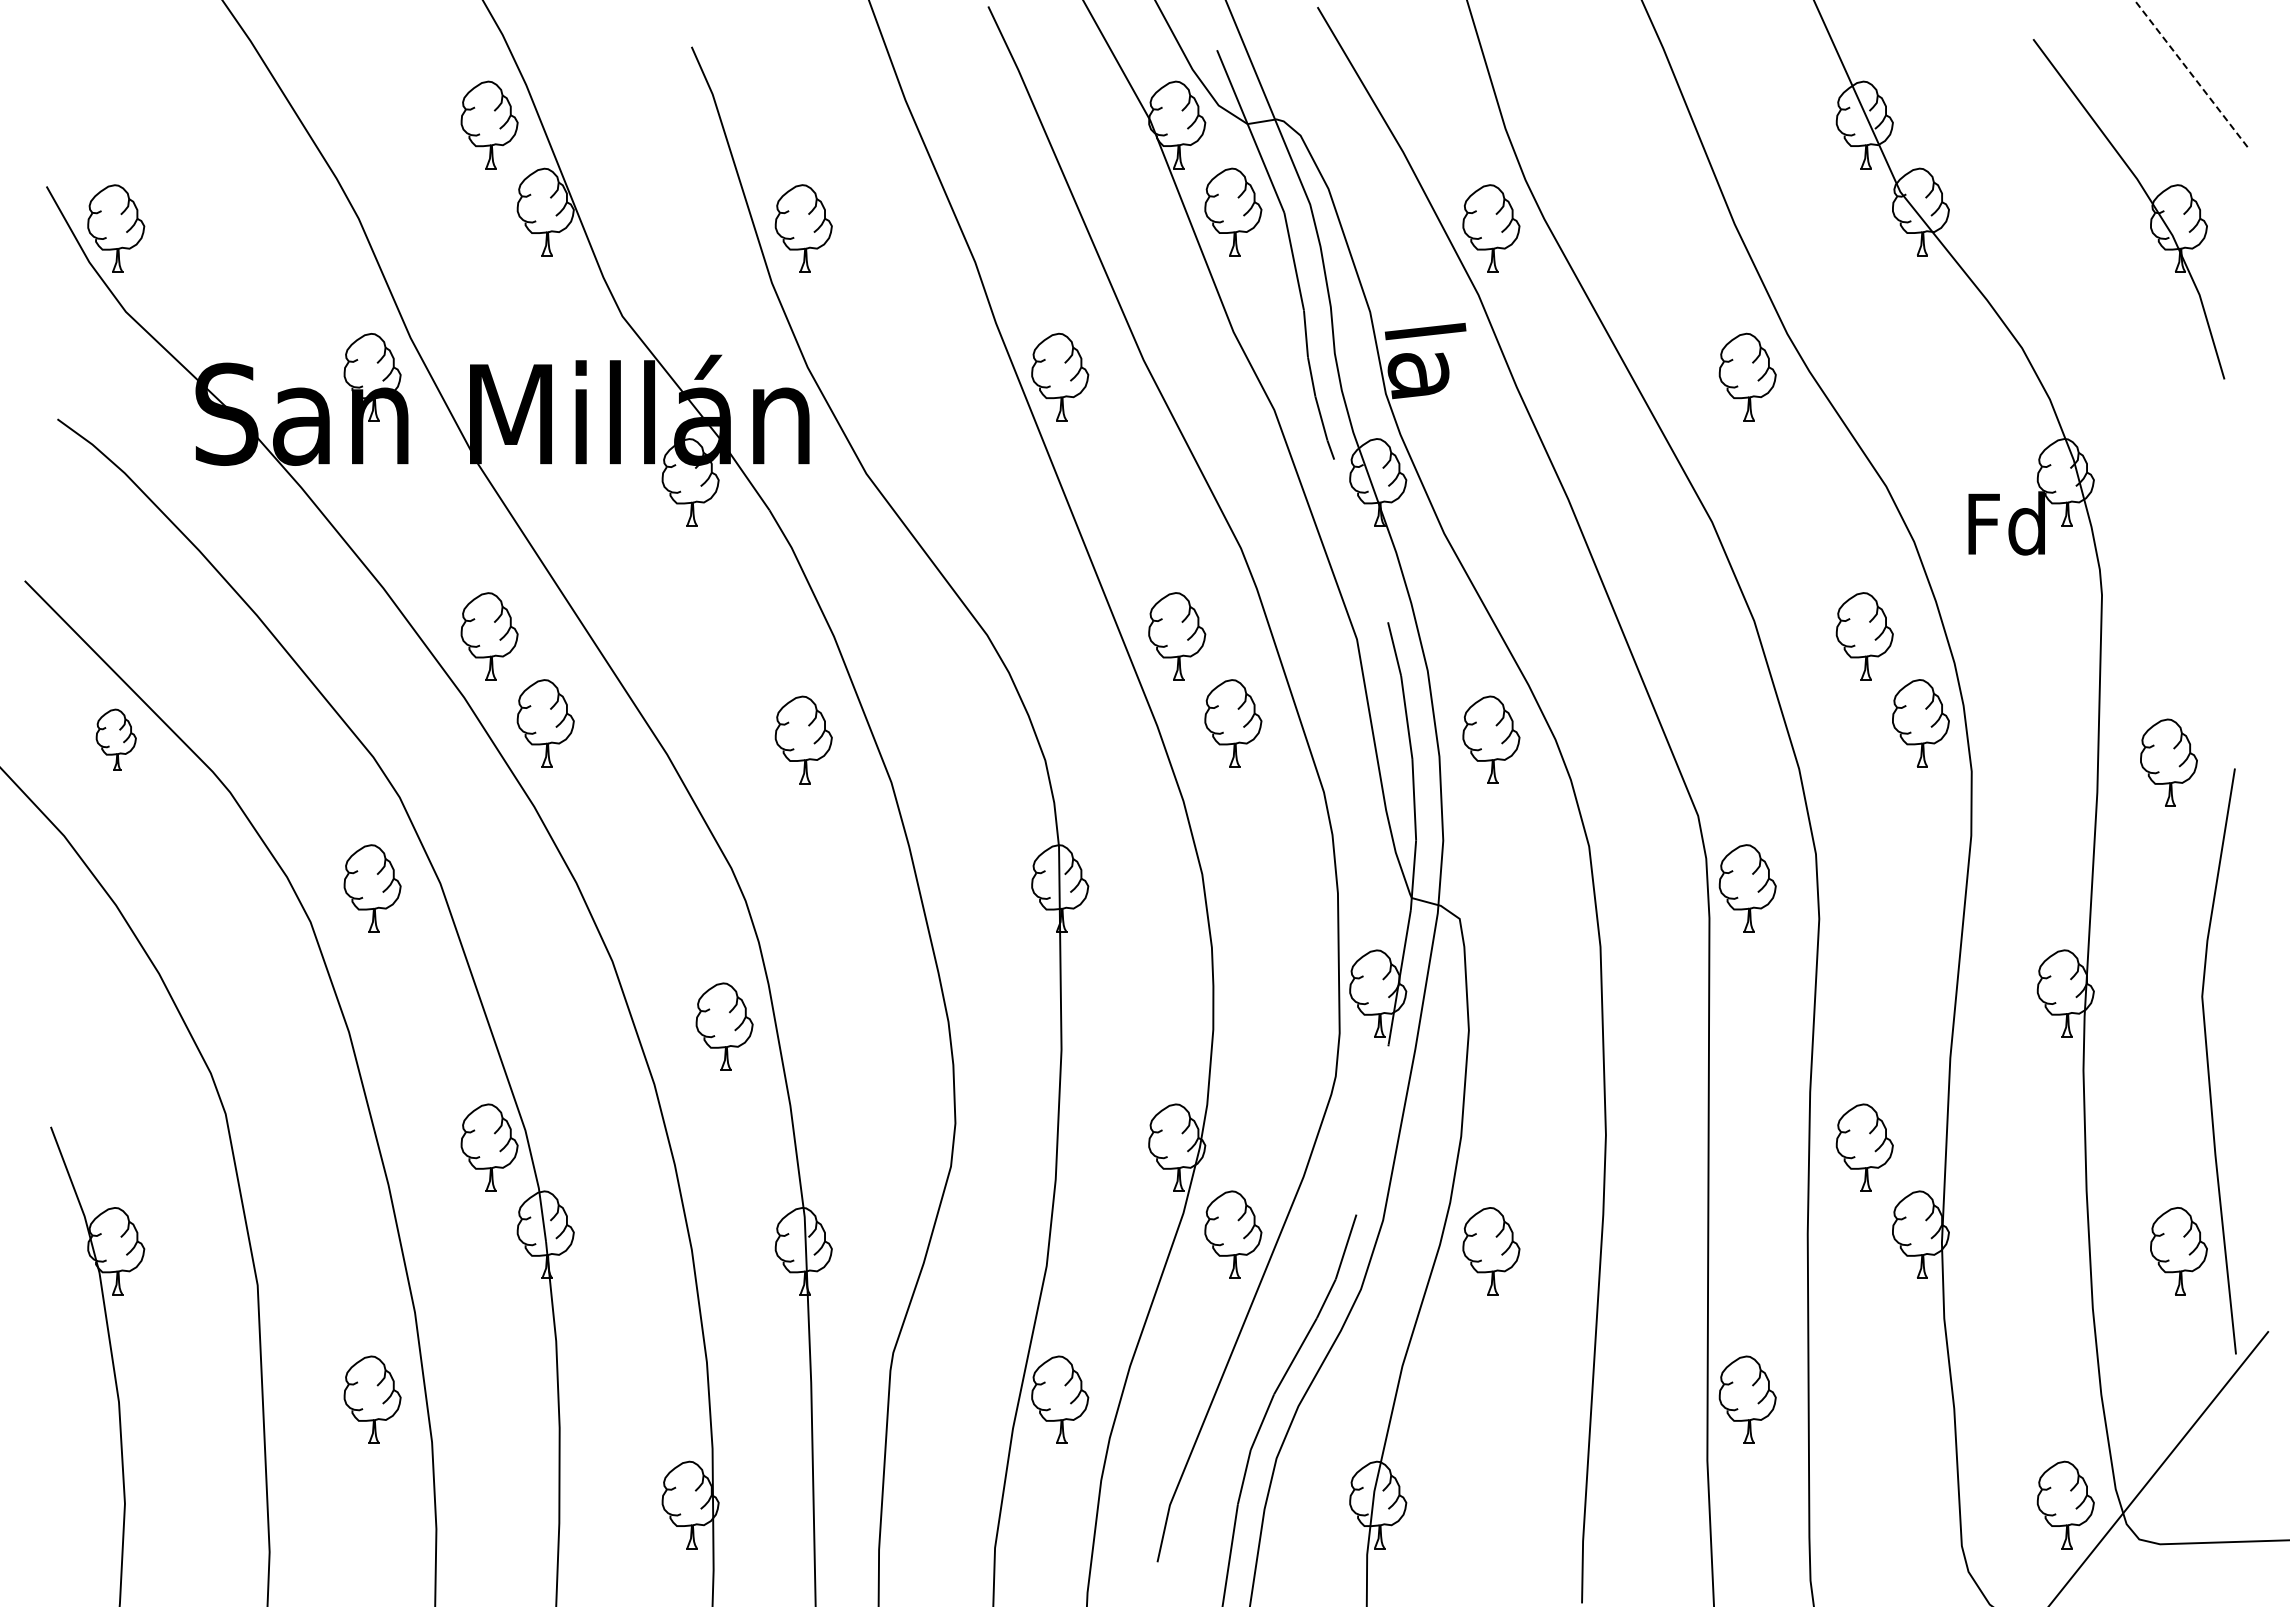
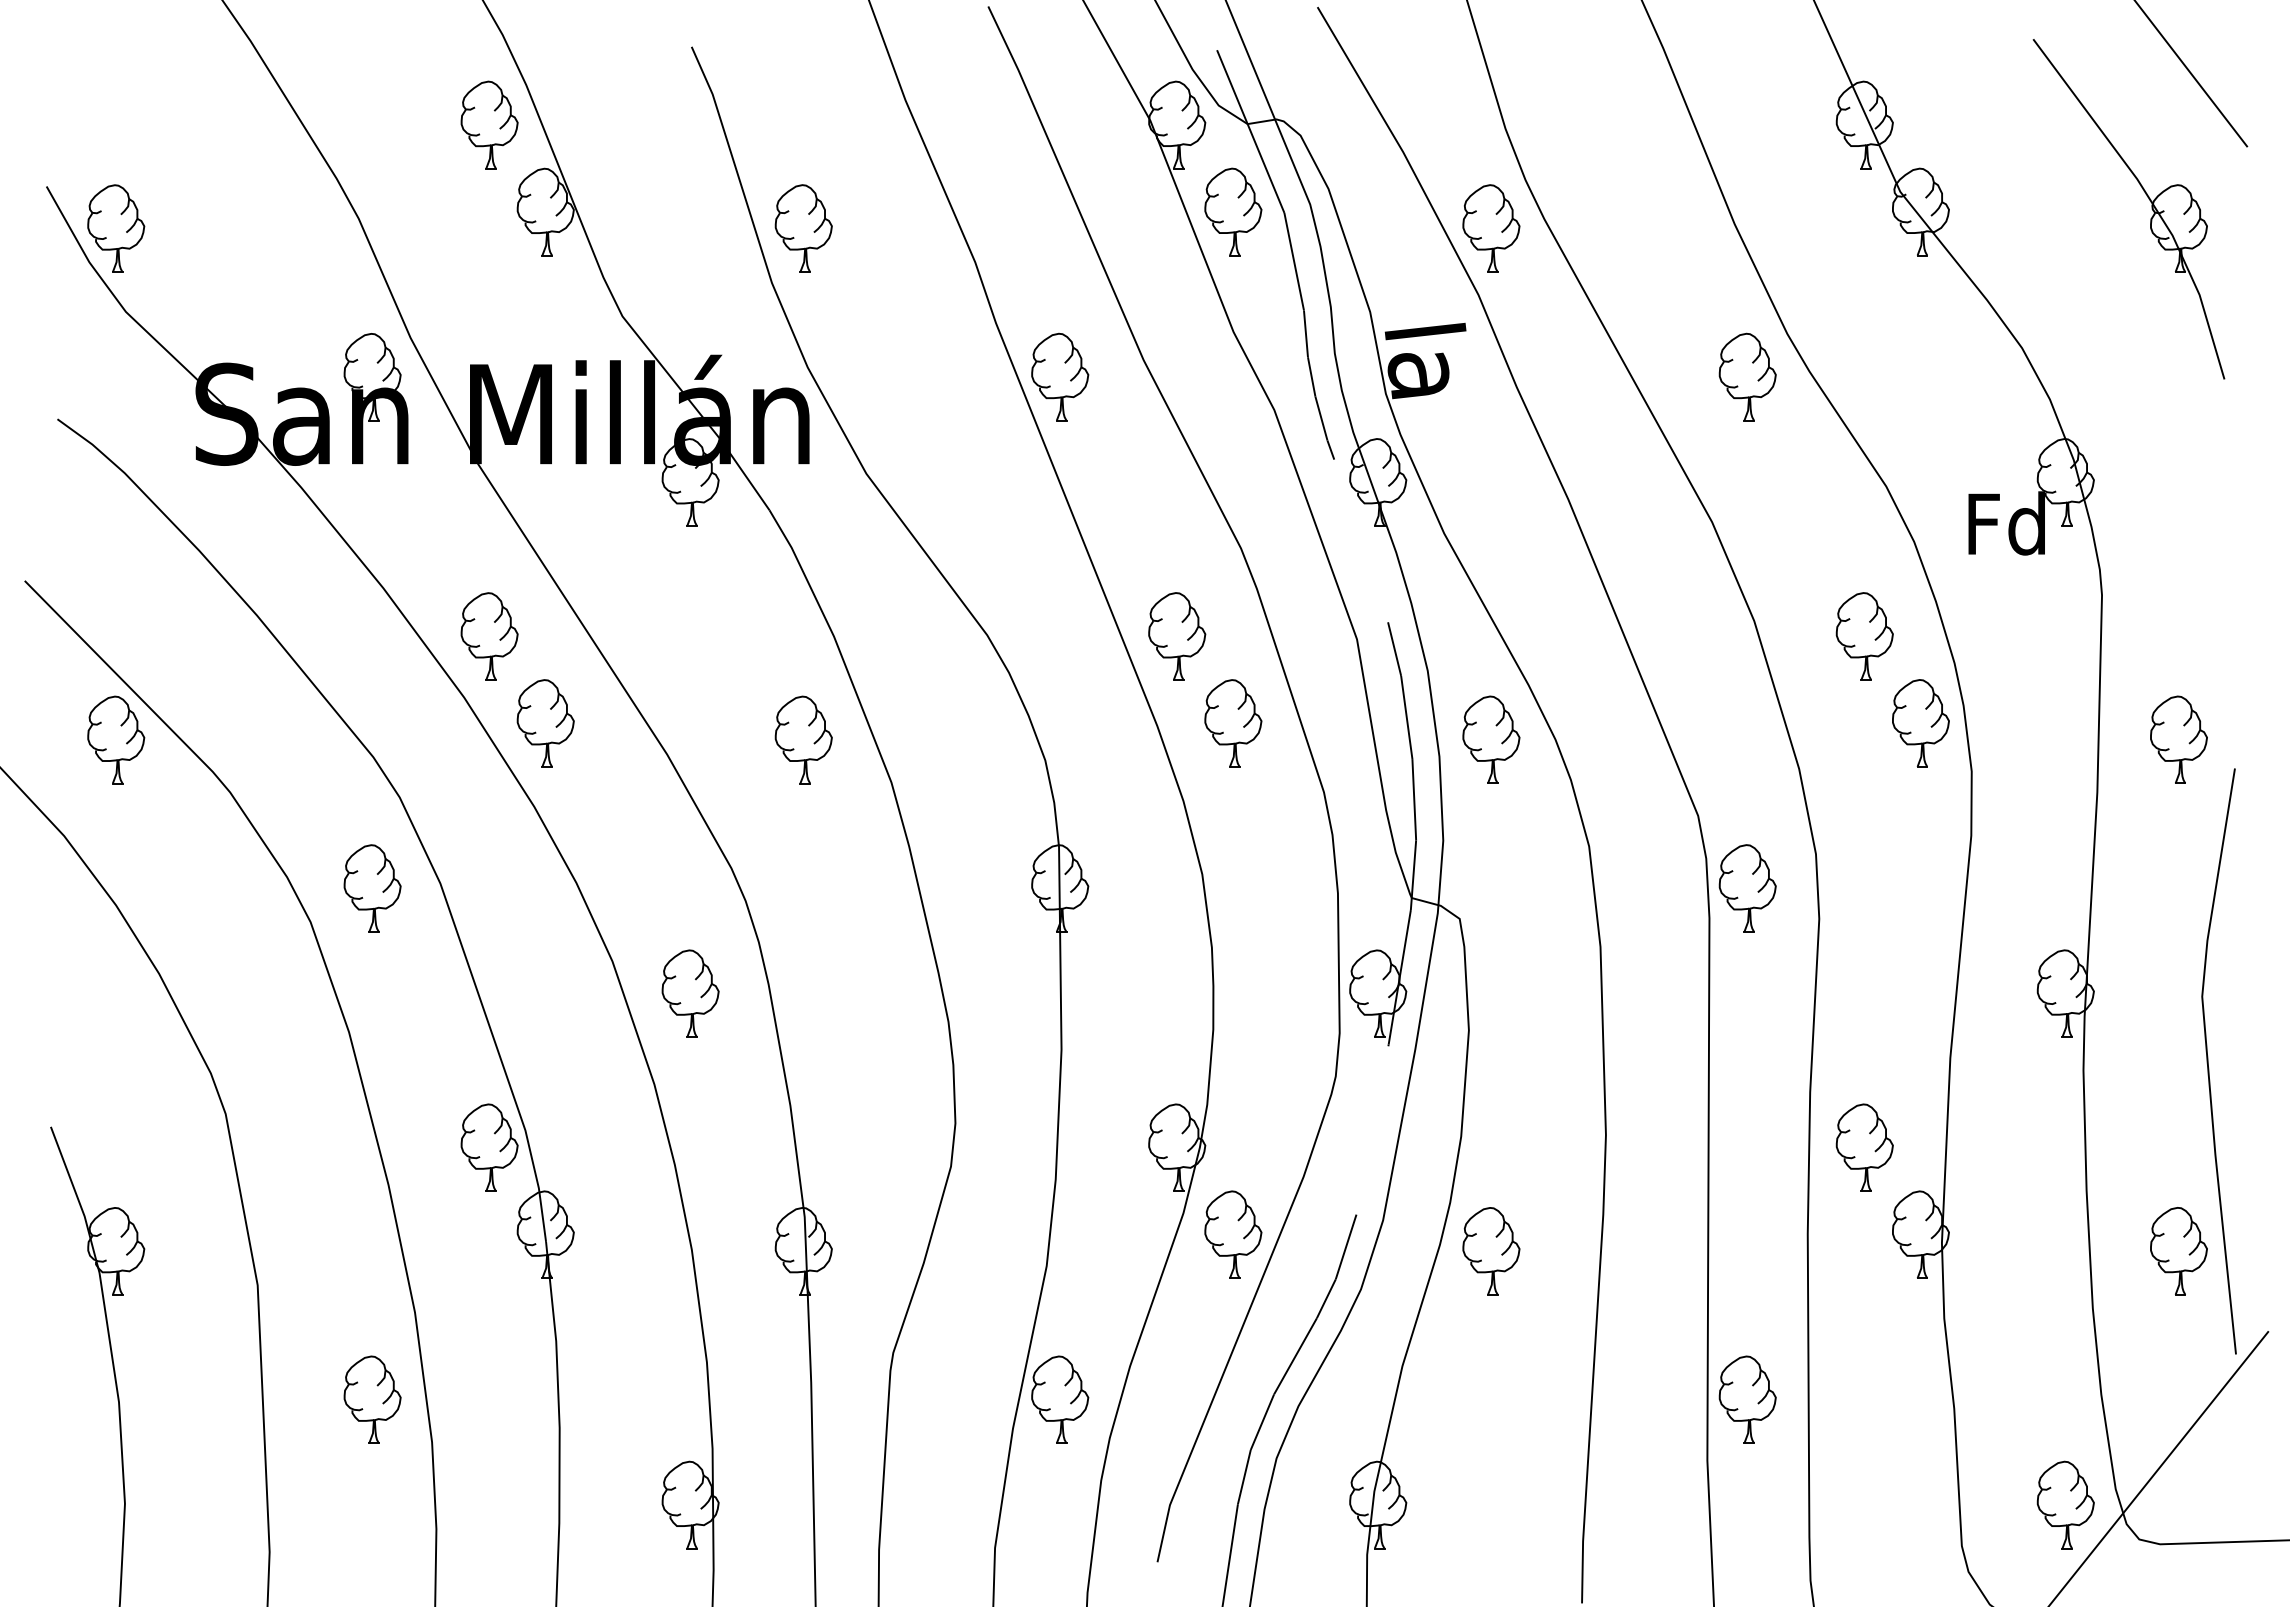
line: dashed -> solid (2191, 73)
part size: 42x63 px -> 59x90 px (116, 739)
part position: (2168, 762) -> (2178, 739) (2178, 739)
part position: (724, 1026) -> (690, 993) (690, 993)
